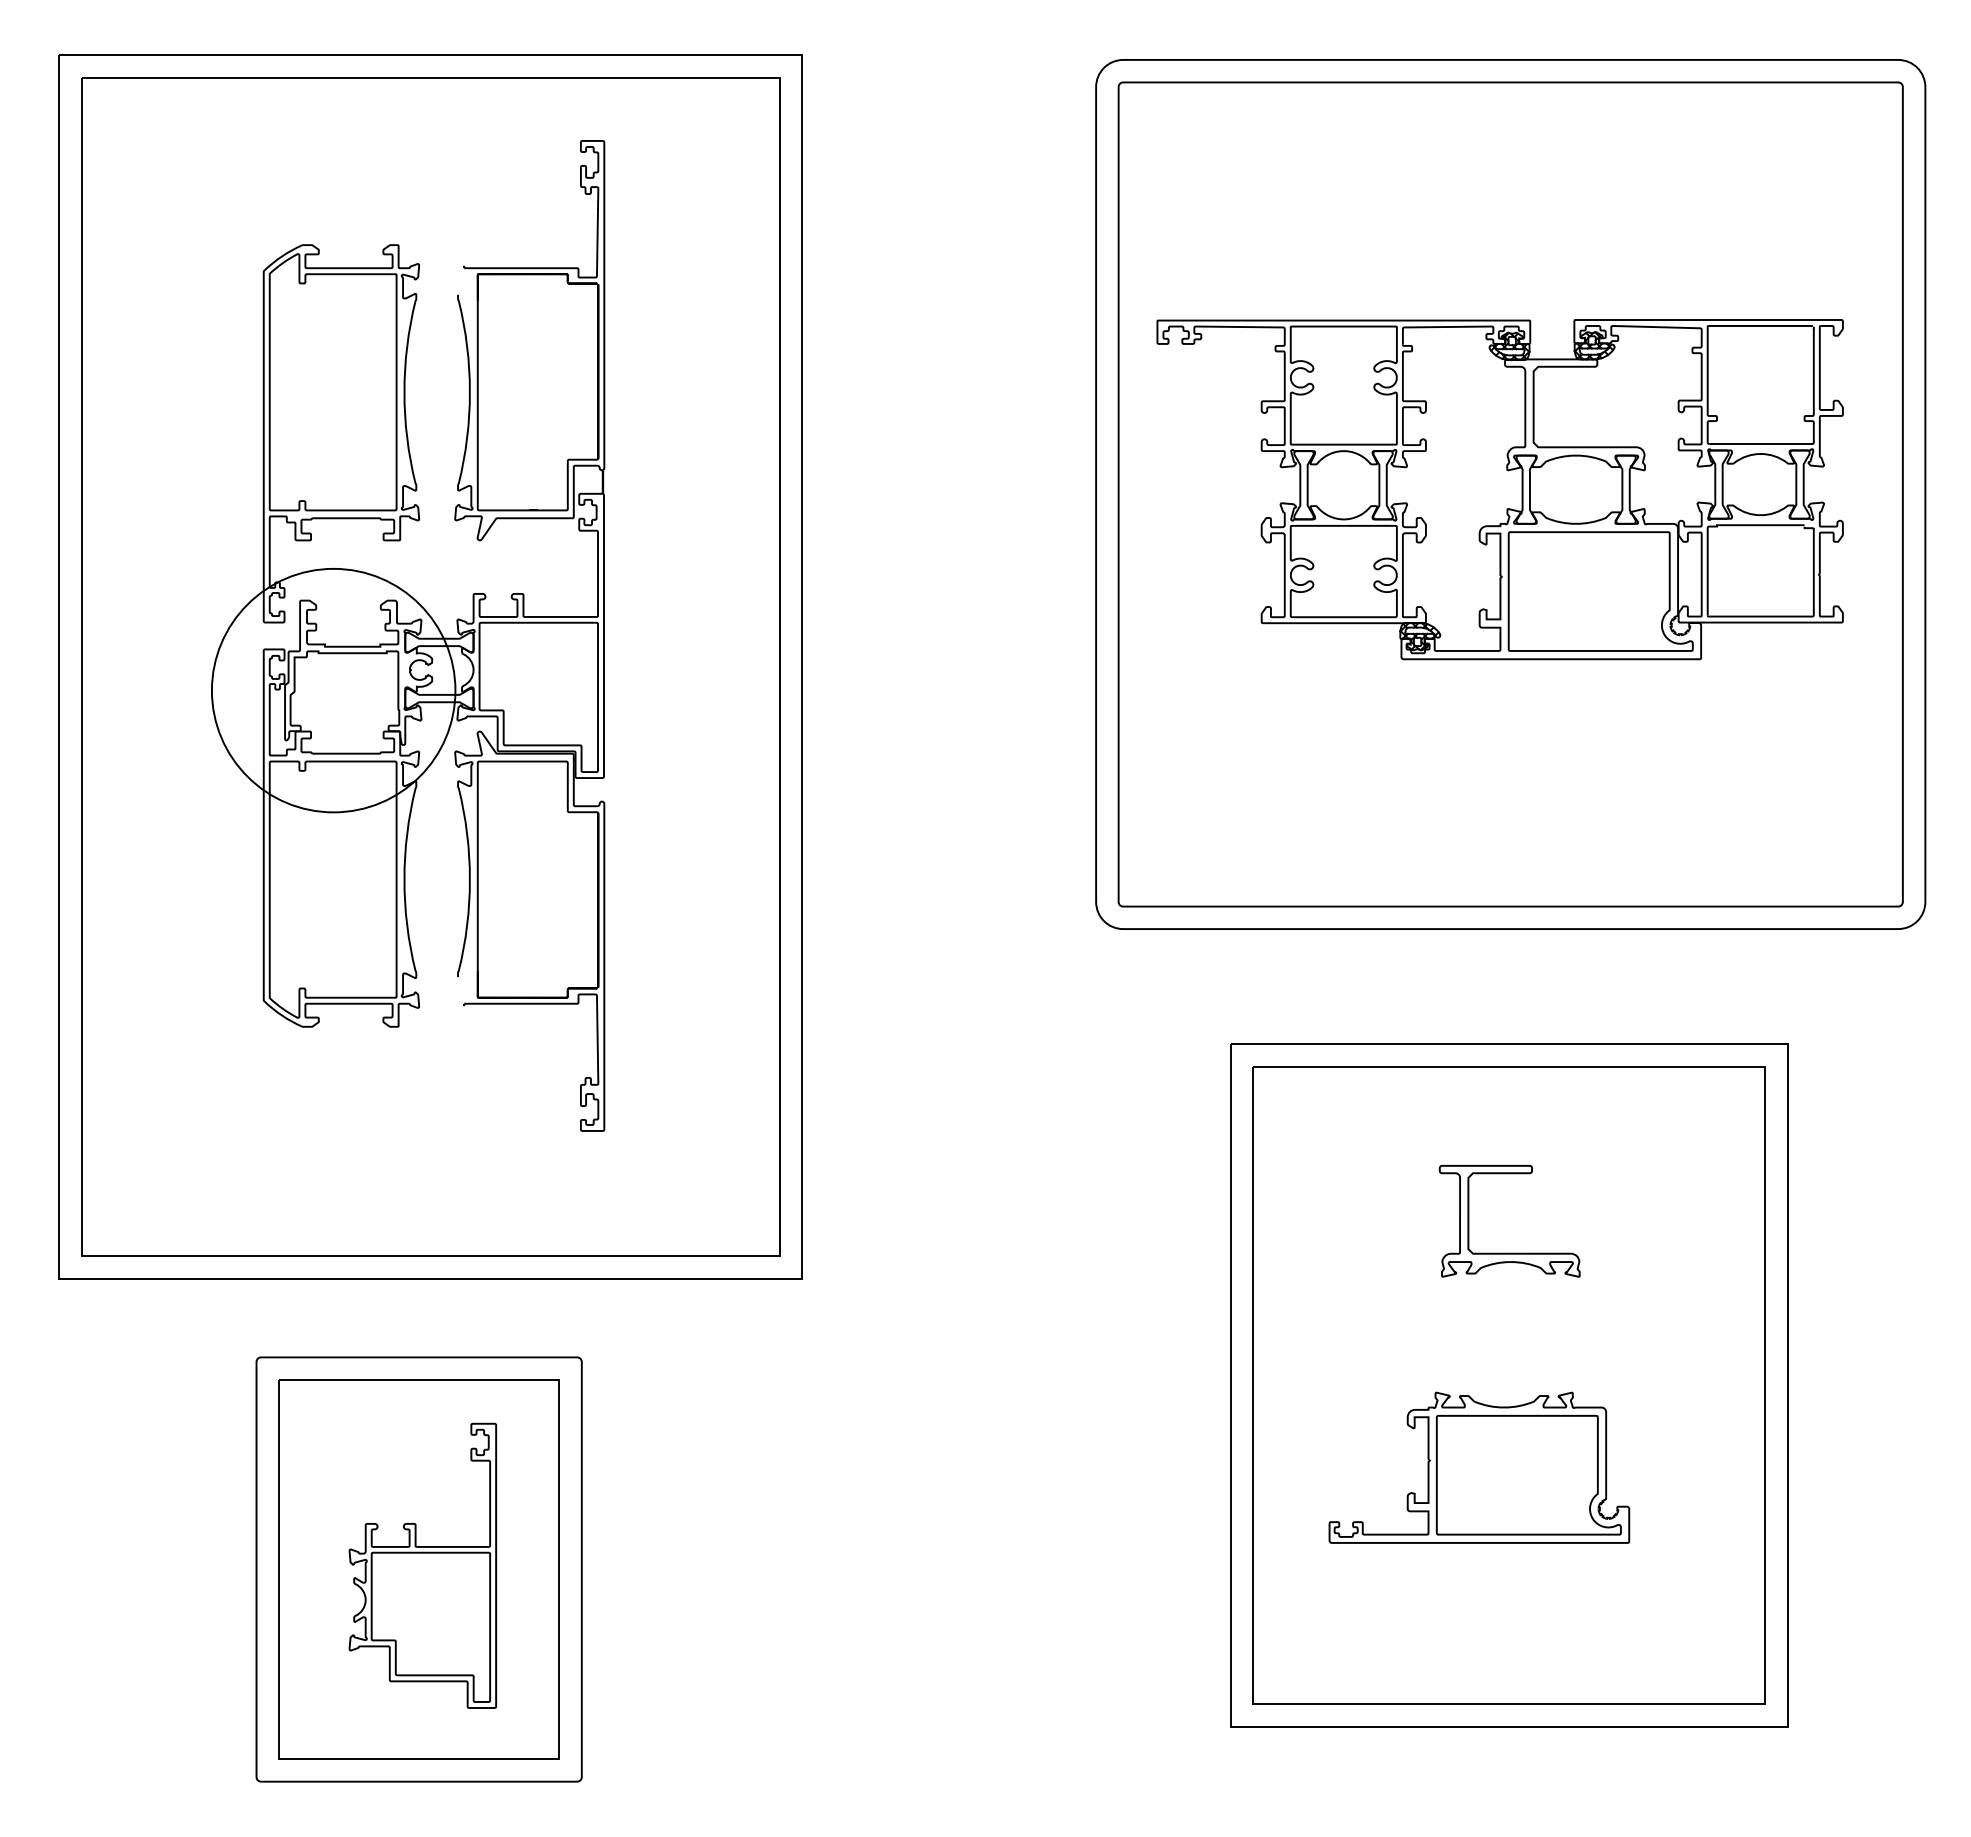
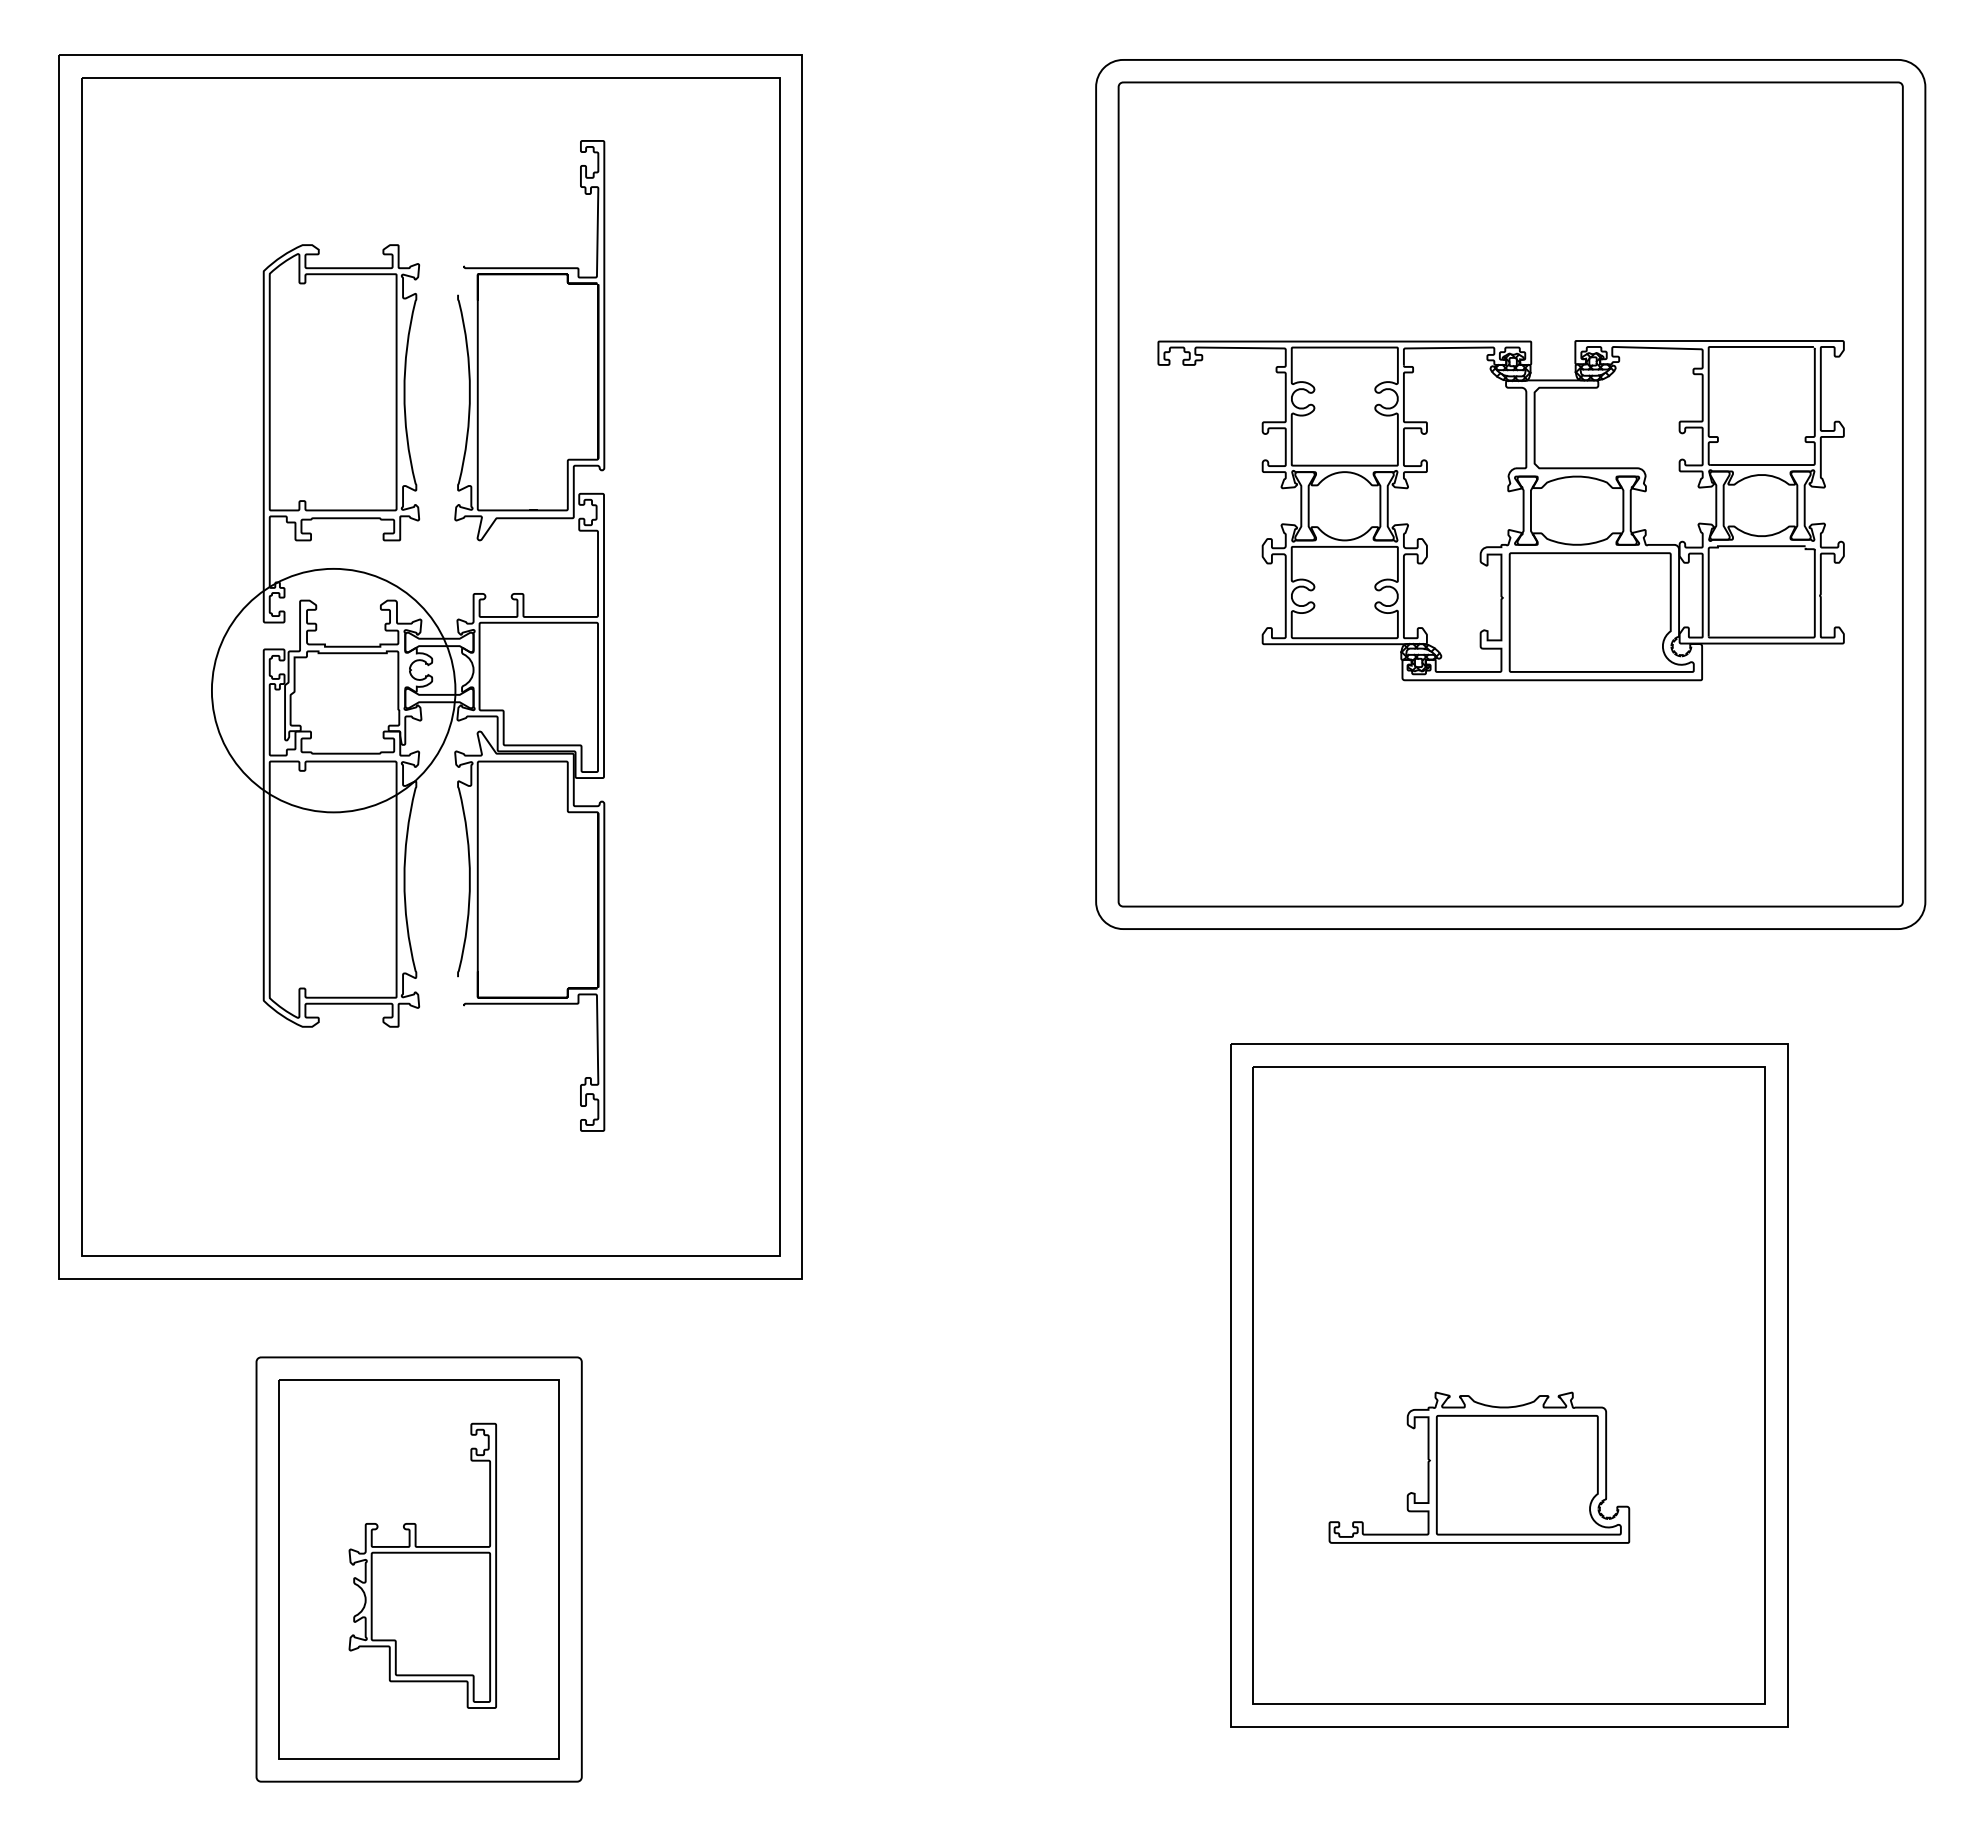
fill: present -> none (602, 481)
part position: (1499, 489) -> (1500, 510) (1500, 510)
part: present -> none (1509, 1252)
